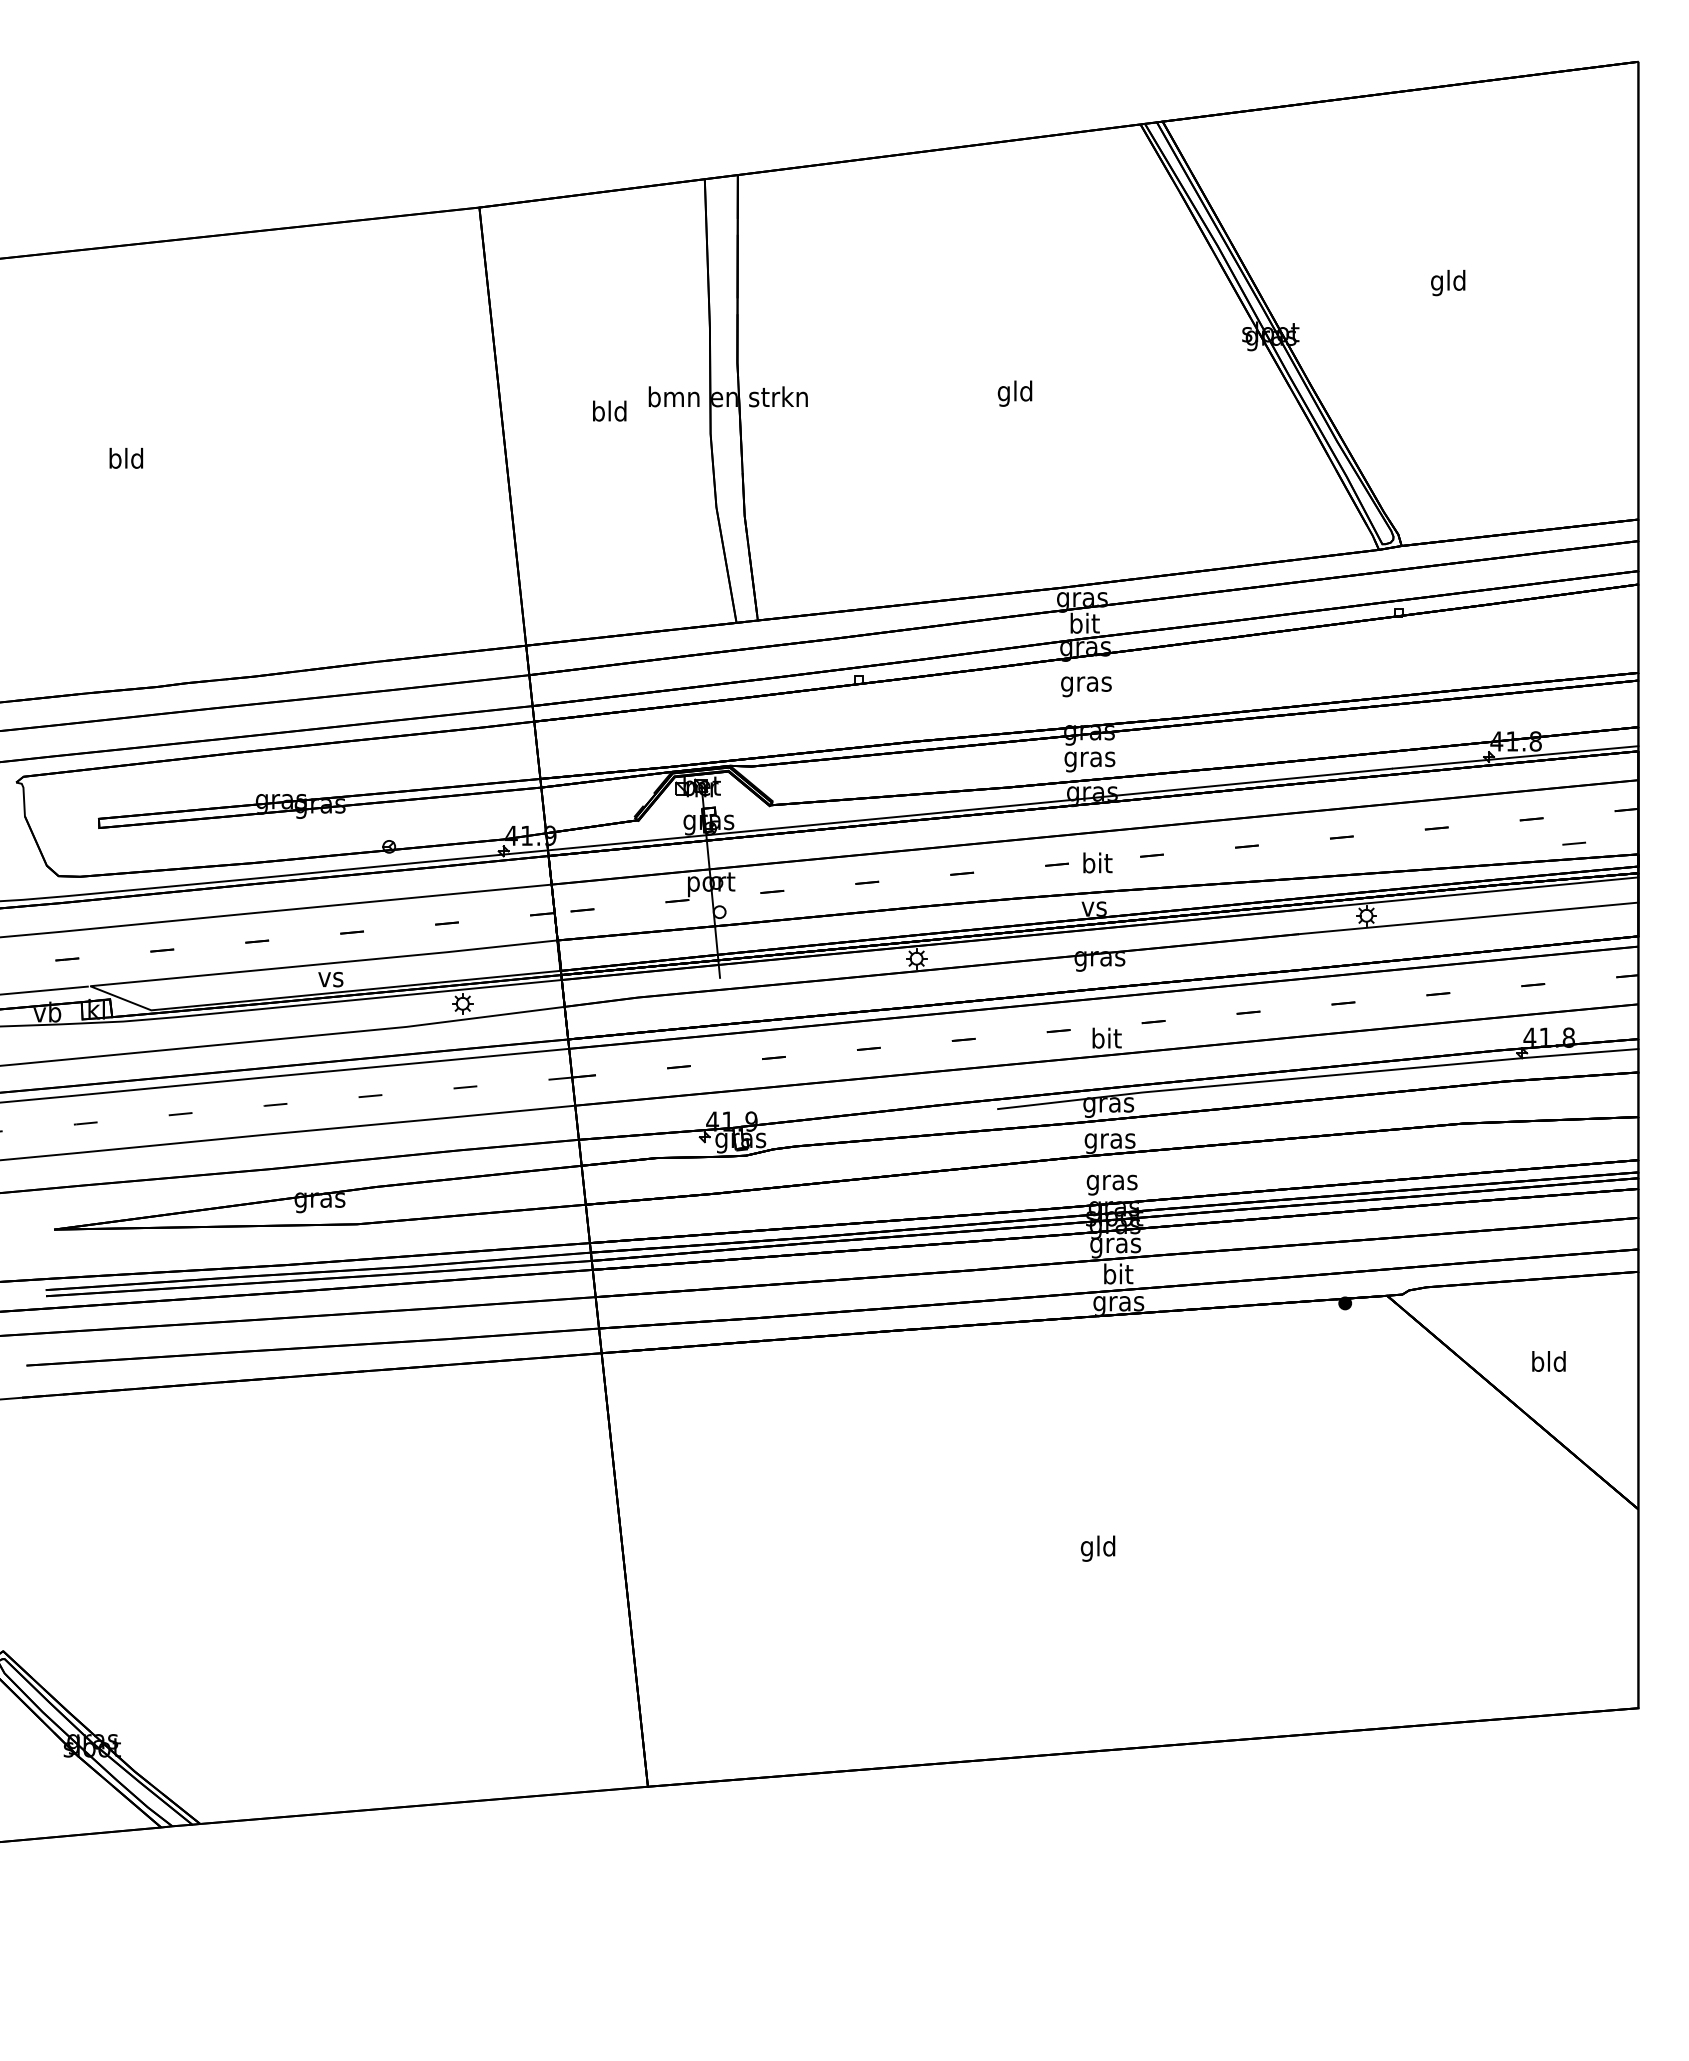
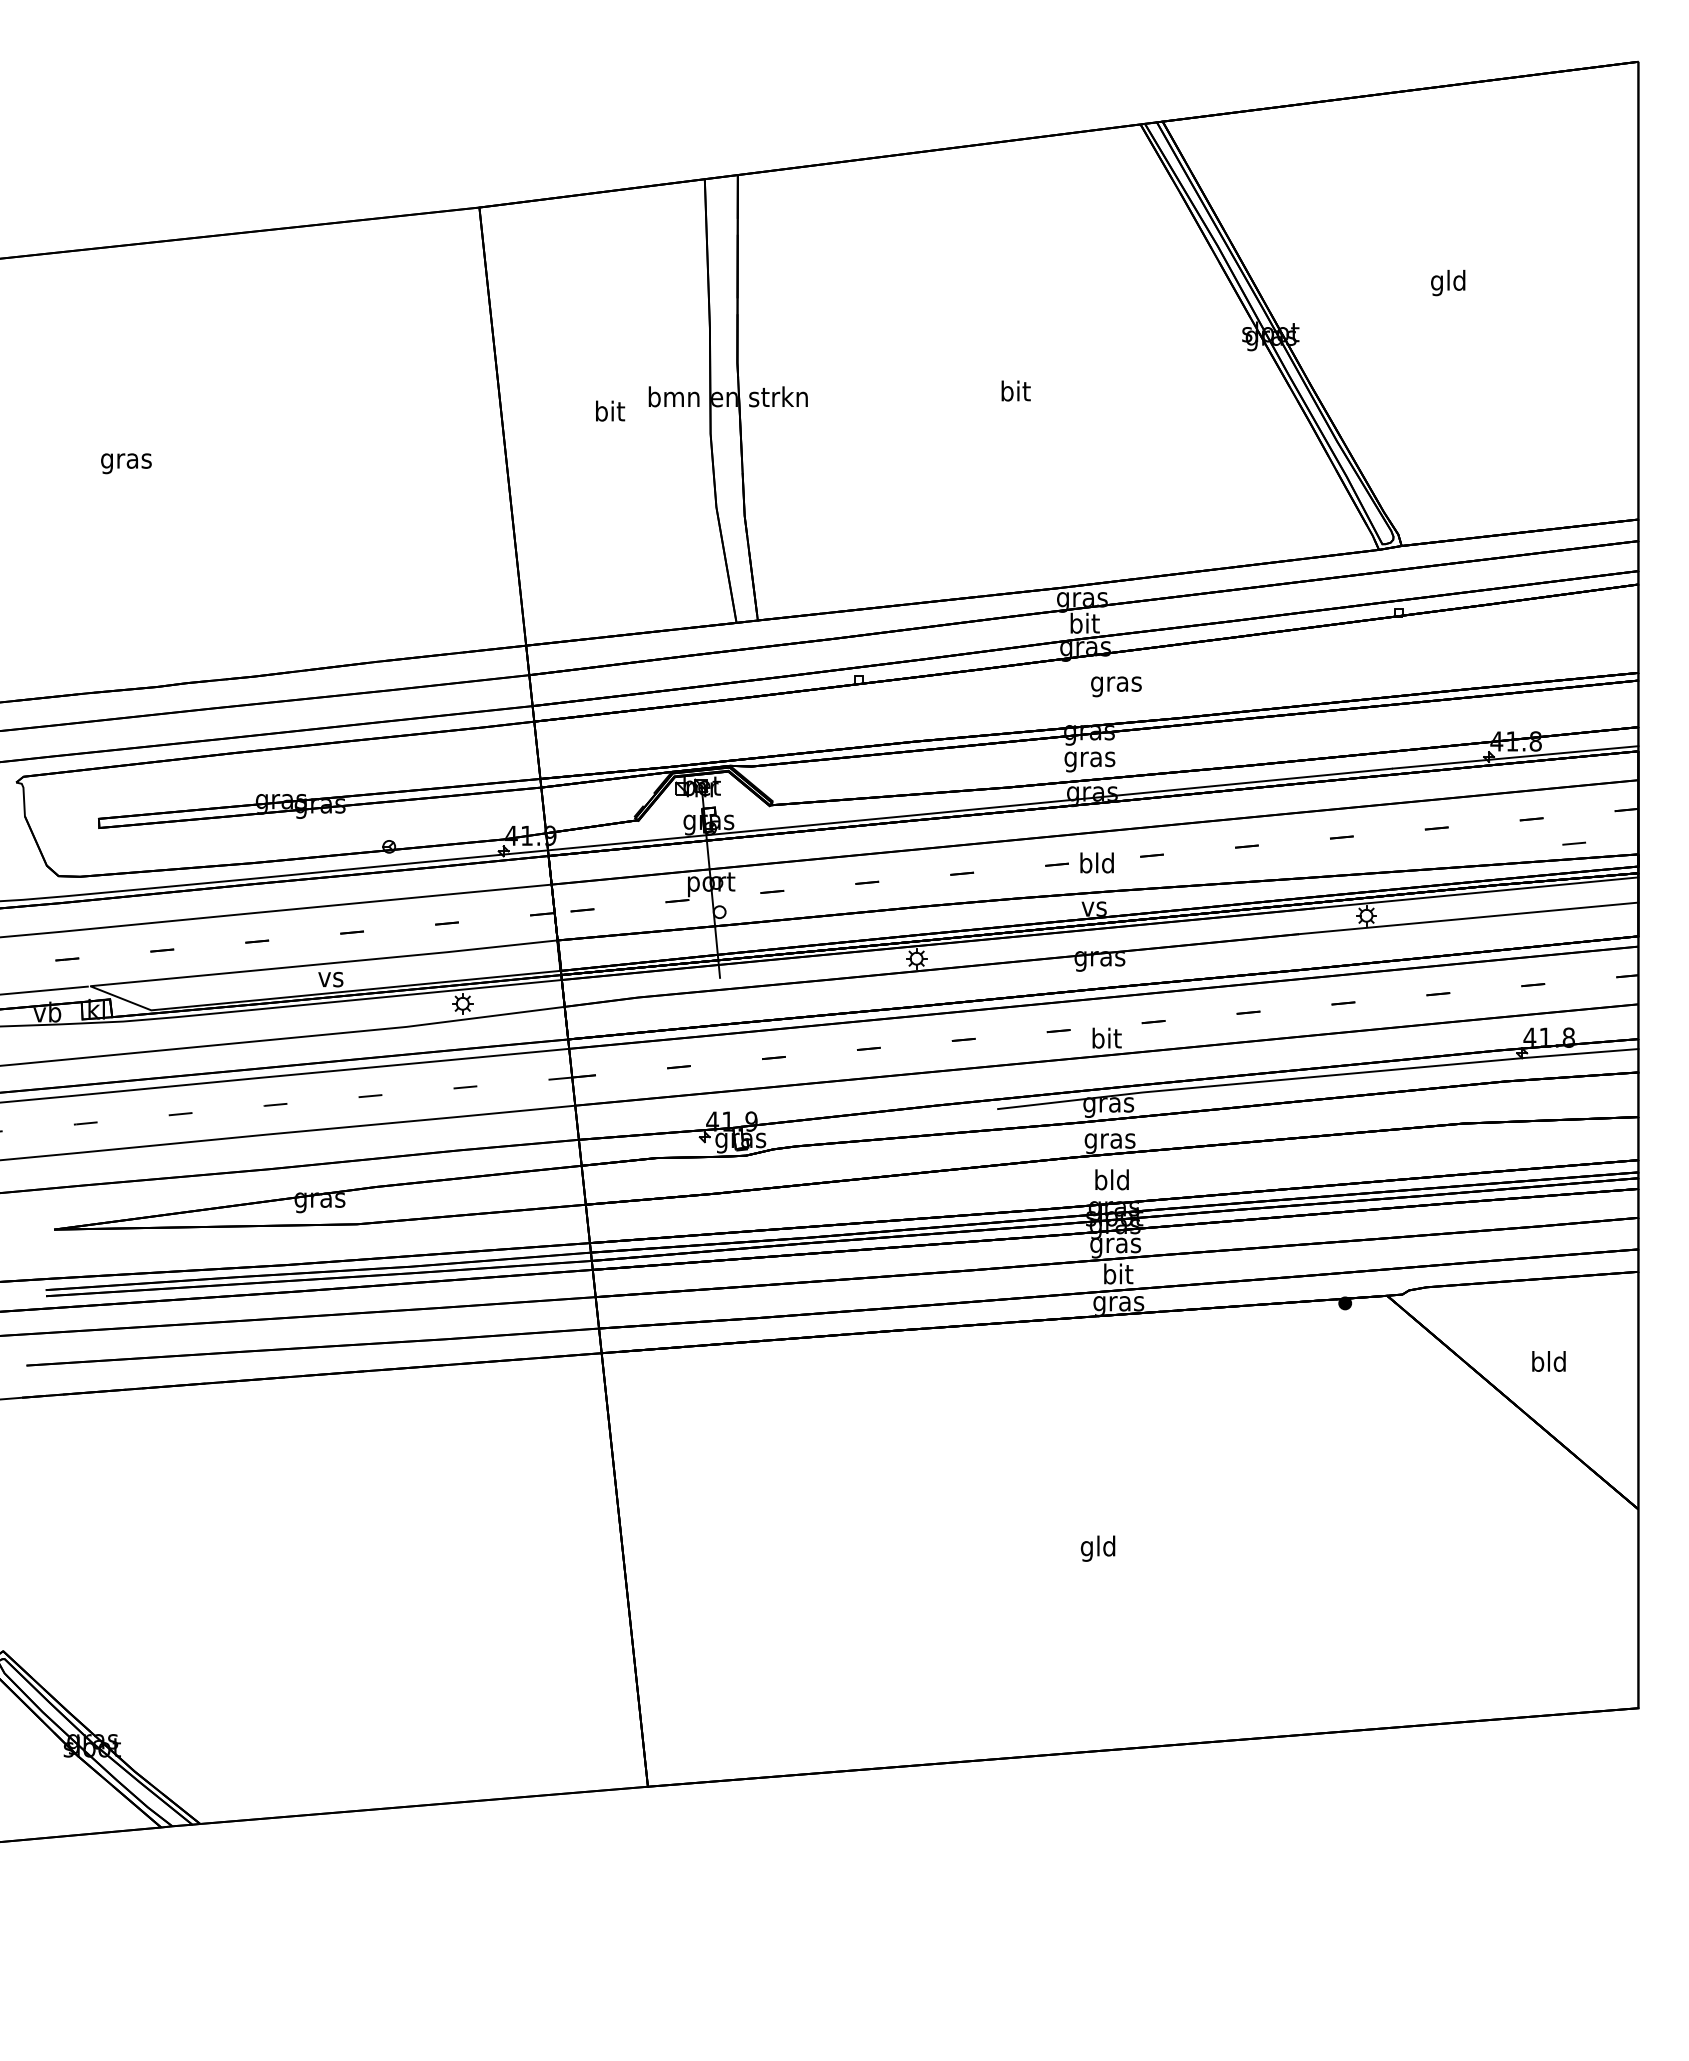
text: gld -> bit (1014, 393)
text: bld -> bit (609, 410)
text: bld -> gras (126, 460)
text position: (1086, 686) -> (1116, 686) (1116, 686)
text: bit -> bld (1096, 862)
text: gras -> bld (1111, 1182)
